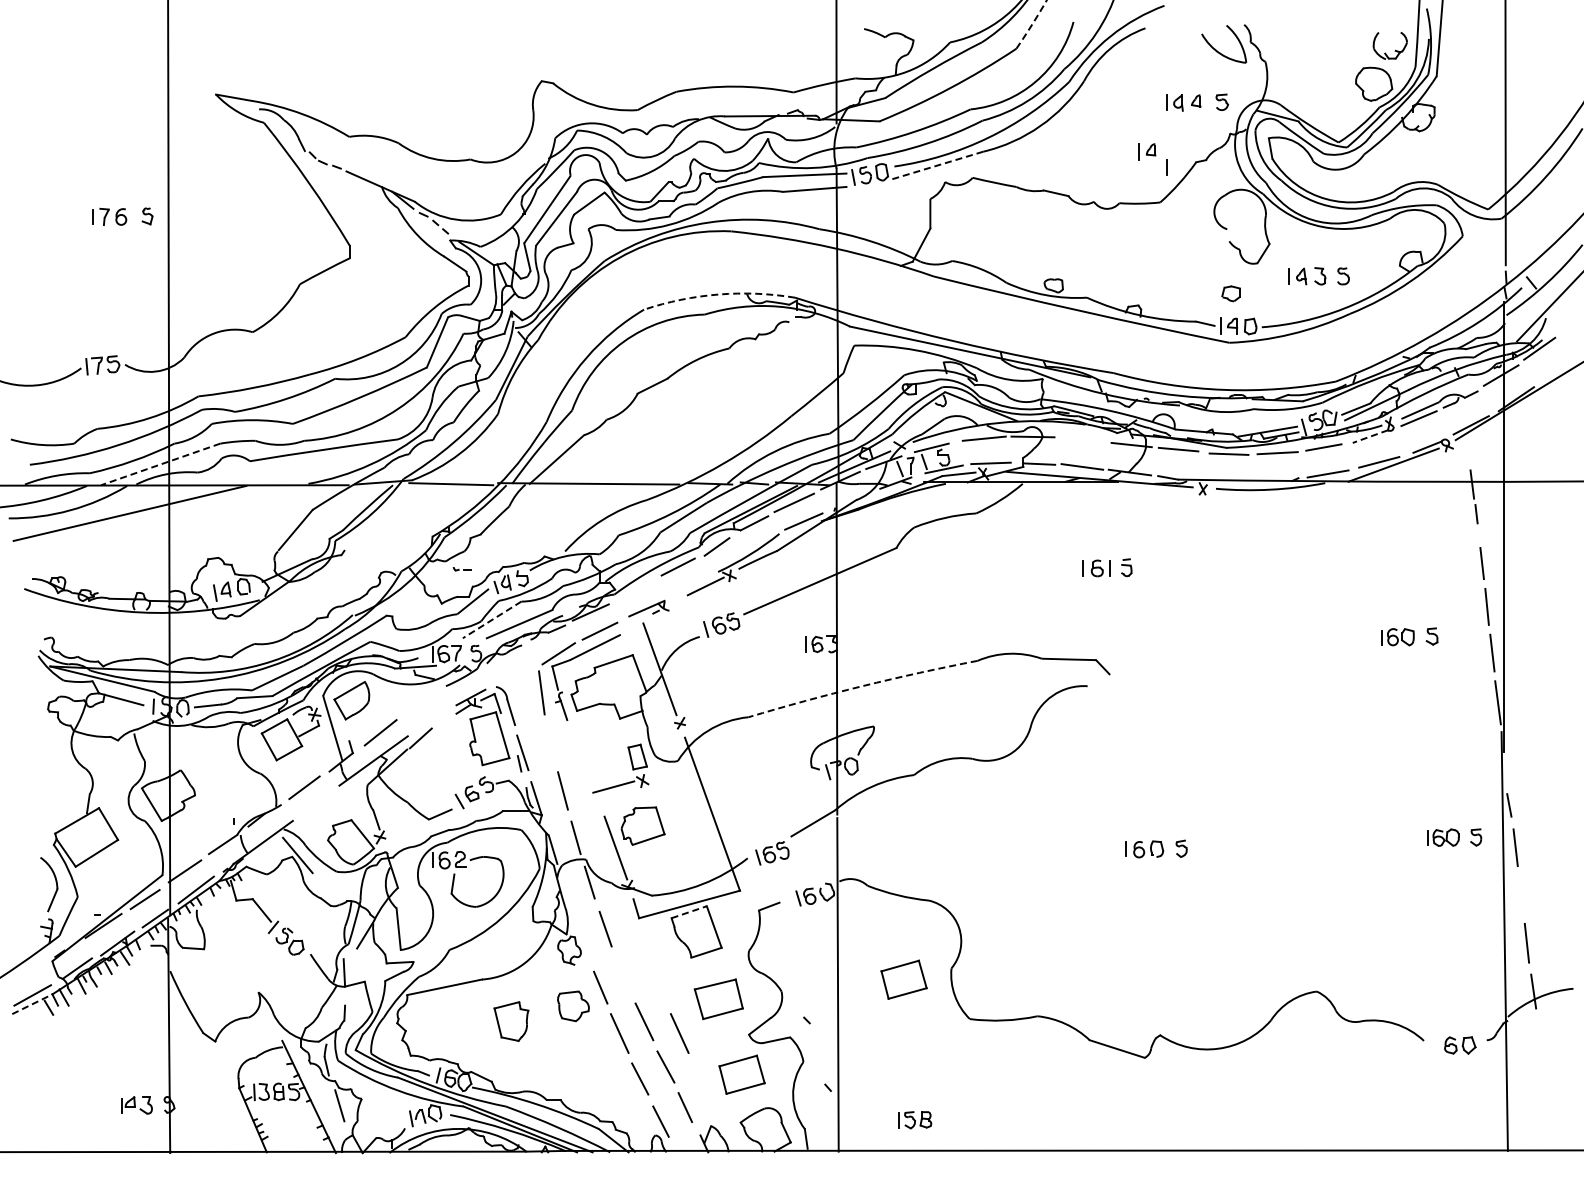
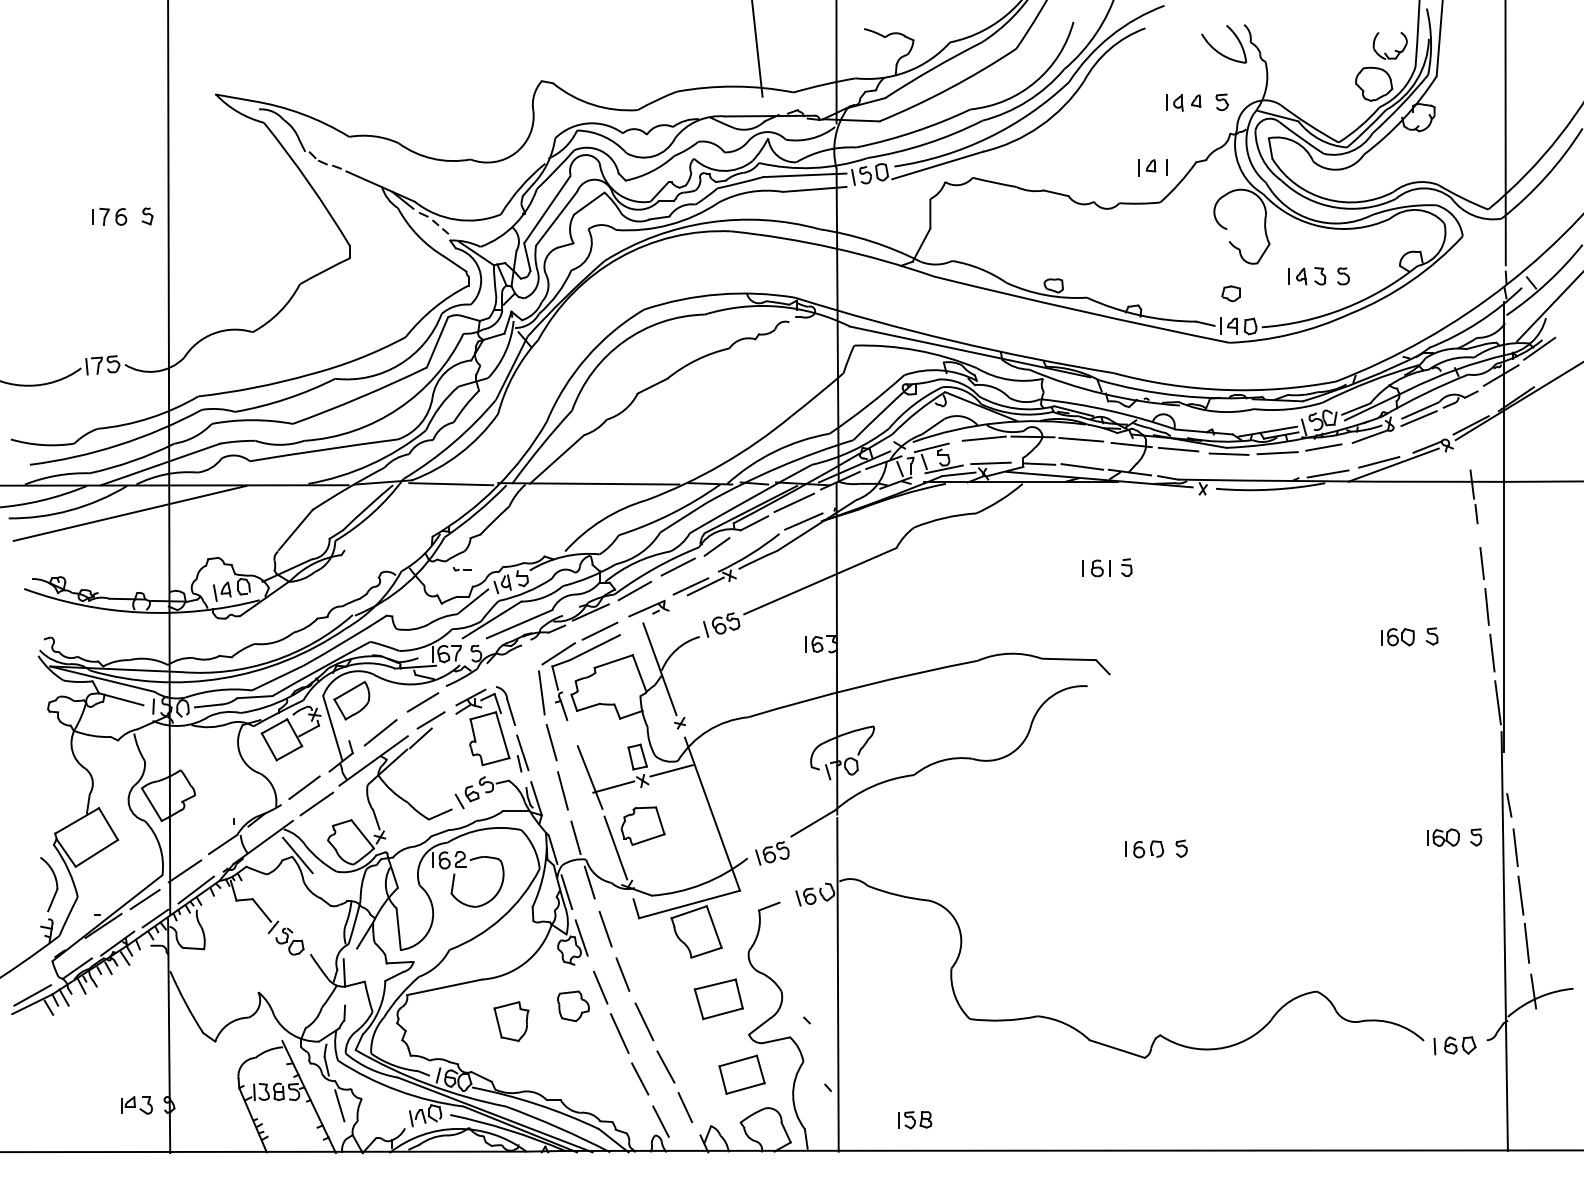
arc: dashed -> solid (1032, 24)
line: none -> present (757, 49)
part position: (1147, 151) -> (1147, 167) (1147, 167)
line: dashed -> solid (937, 165)
arc: dashed -> solid (718, 294)
line: dashed -> solid (1370, 436)
line: none -> present (1081, 439)
line: dashed -> solid (160, 464)
line: none -> present (690, 586)
line: none -> present (634, 590)
line: dashed -> solid (492, 619)
arc: dashed -> solid (862, 686)
line: none -> present (422, 702)
line: none -> present (430, 720)
line: none -> present (551, 742)
line: none -> present (671, 770)
line: none -> present (589, 777)
line: none -> present (316, 803)
line: none -> present (566, 892)
line: none -> present (1520, 895)
line: dashed -> solid (689, 912)
line: none -> present (581, 937)
line: none -> present (622, 974)
part: present -> none (903, 979)
line: dashed -> solid (32, 1004)
line: present -> none (679, 1033)
line: none -> present (1434, 1046)
